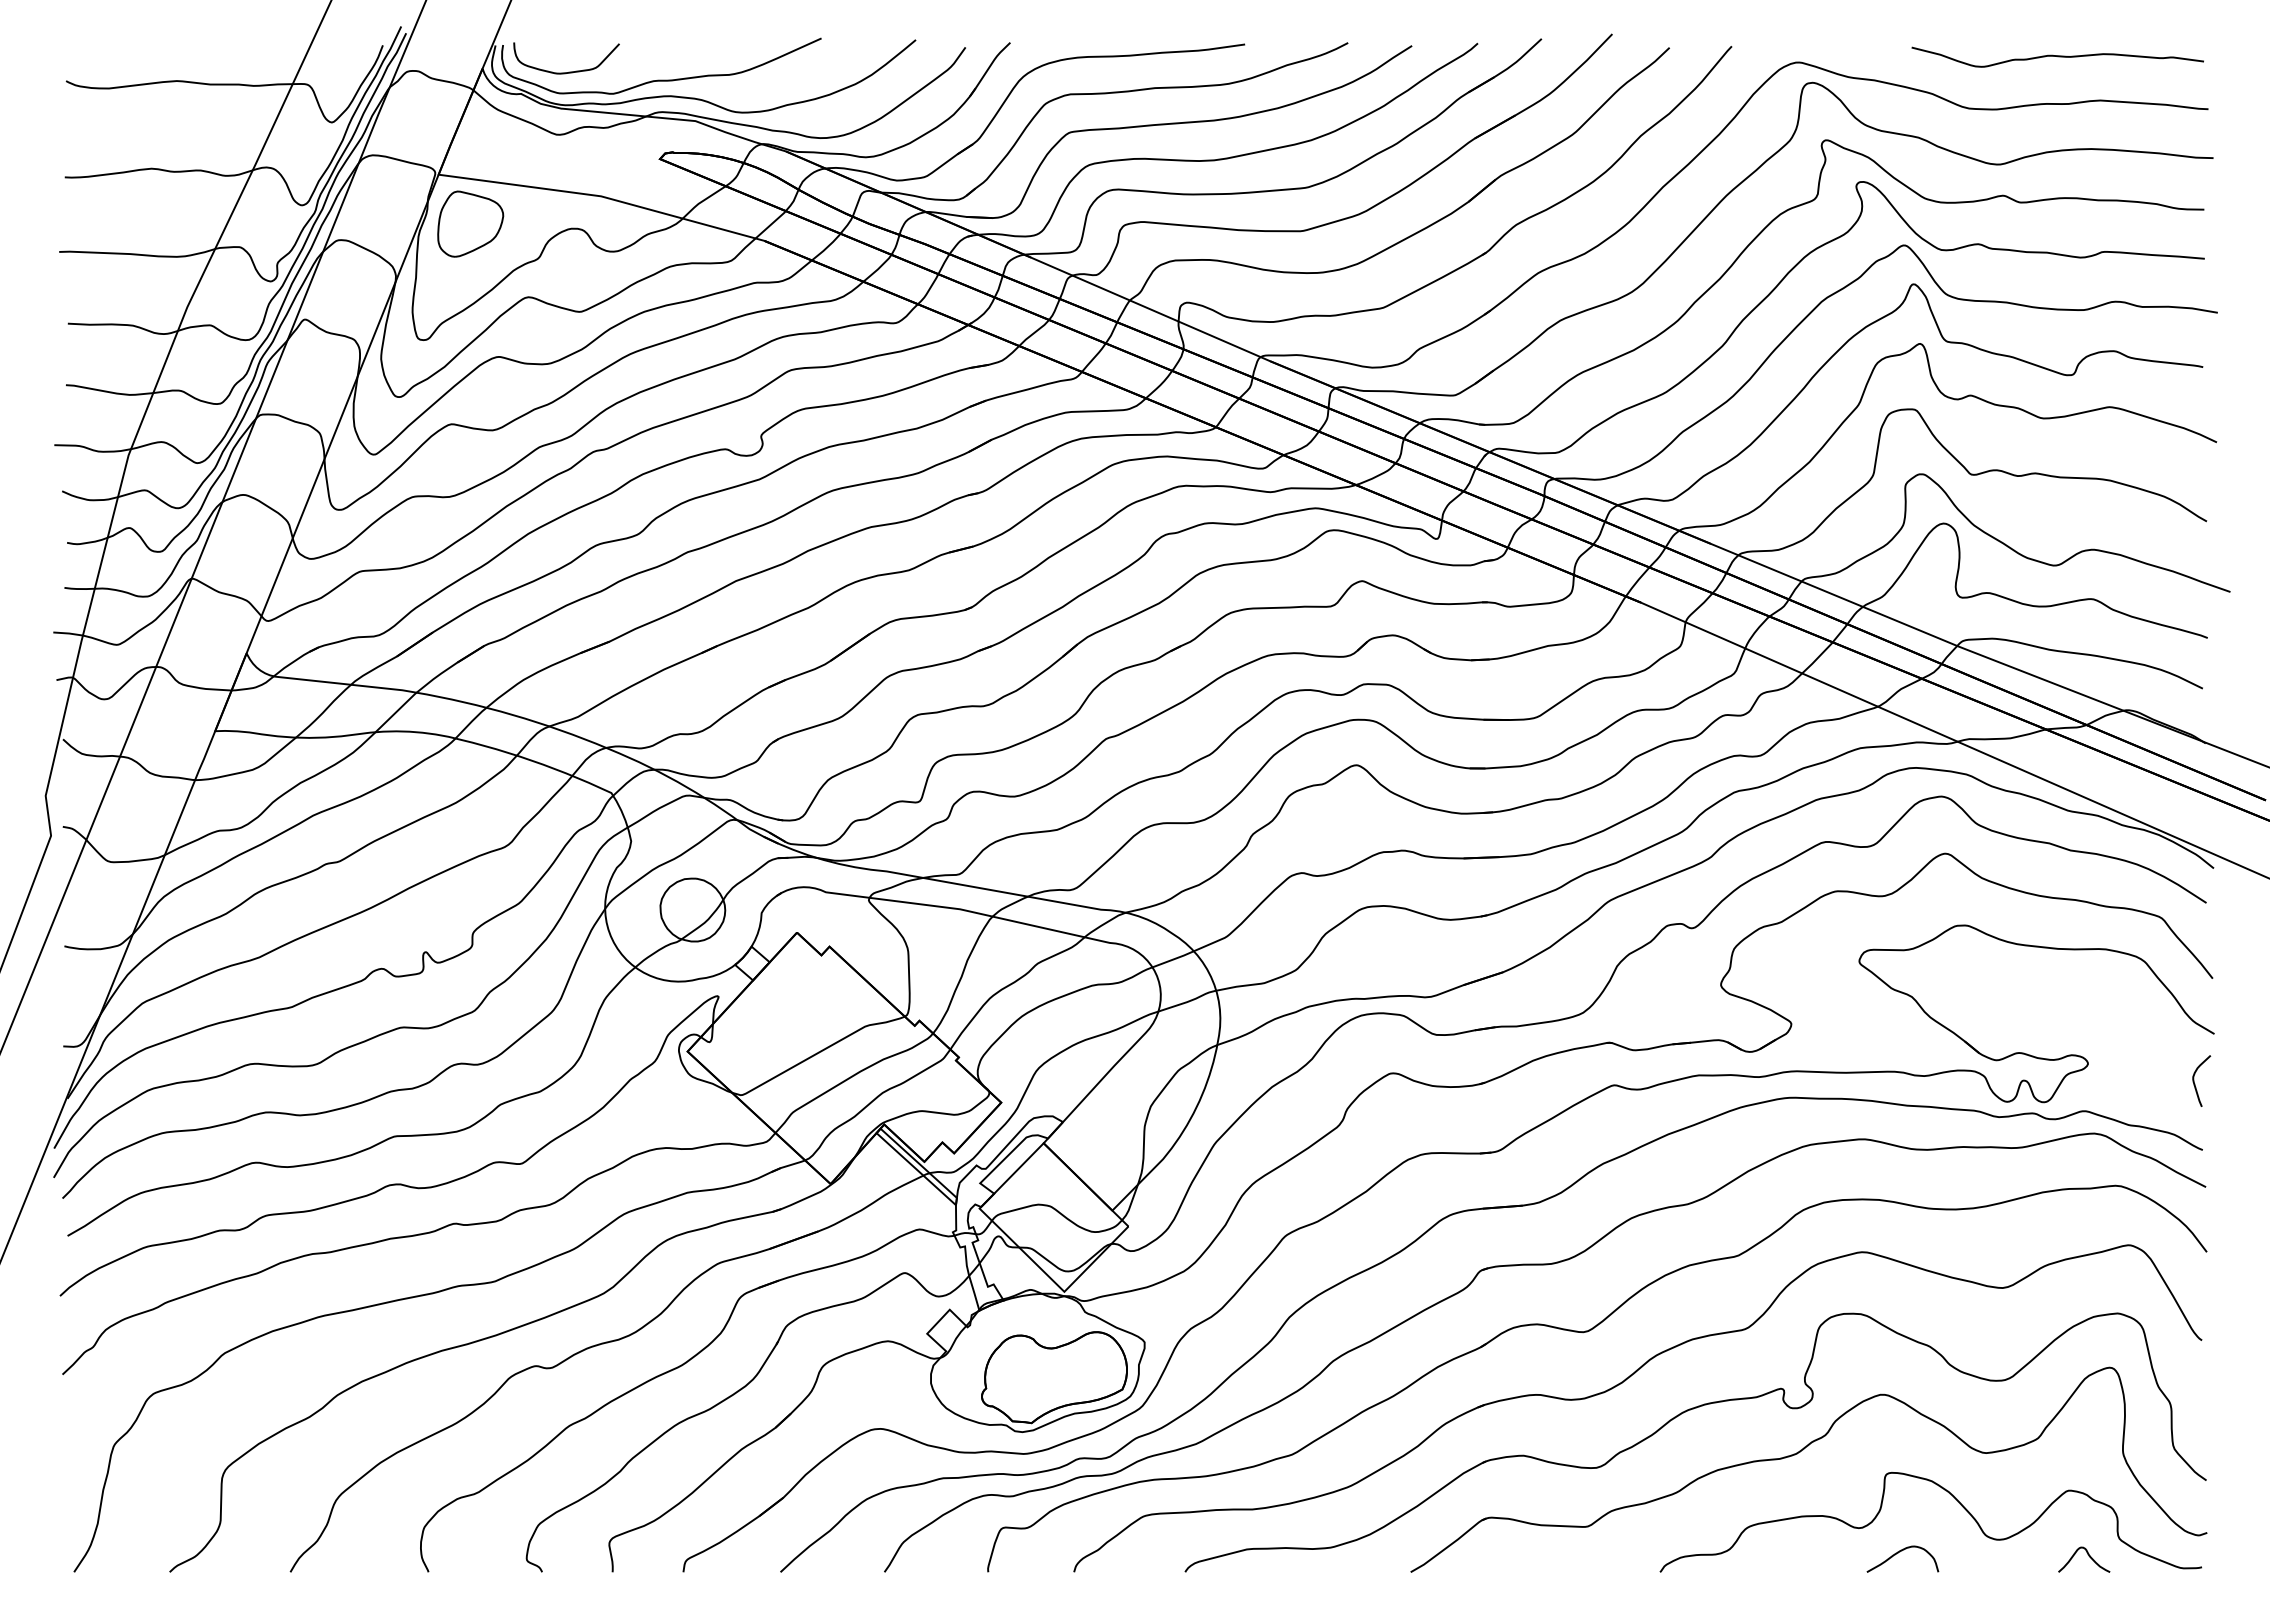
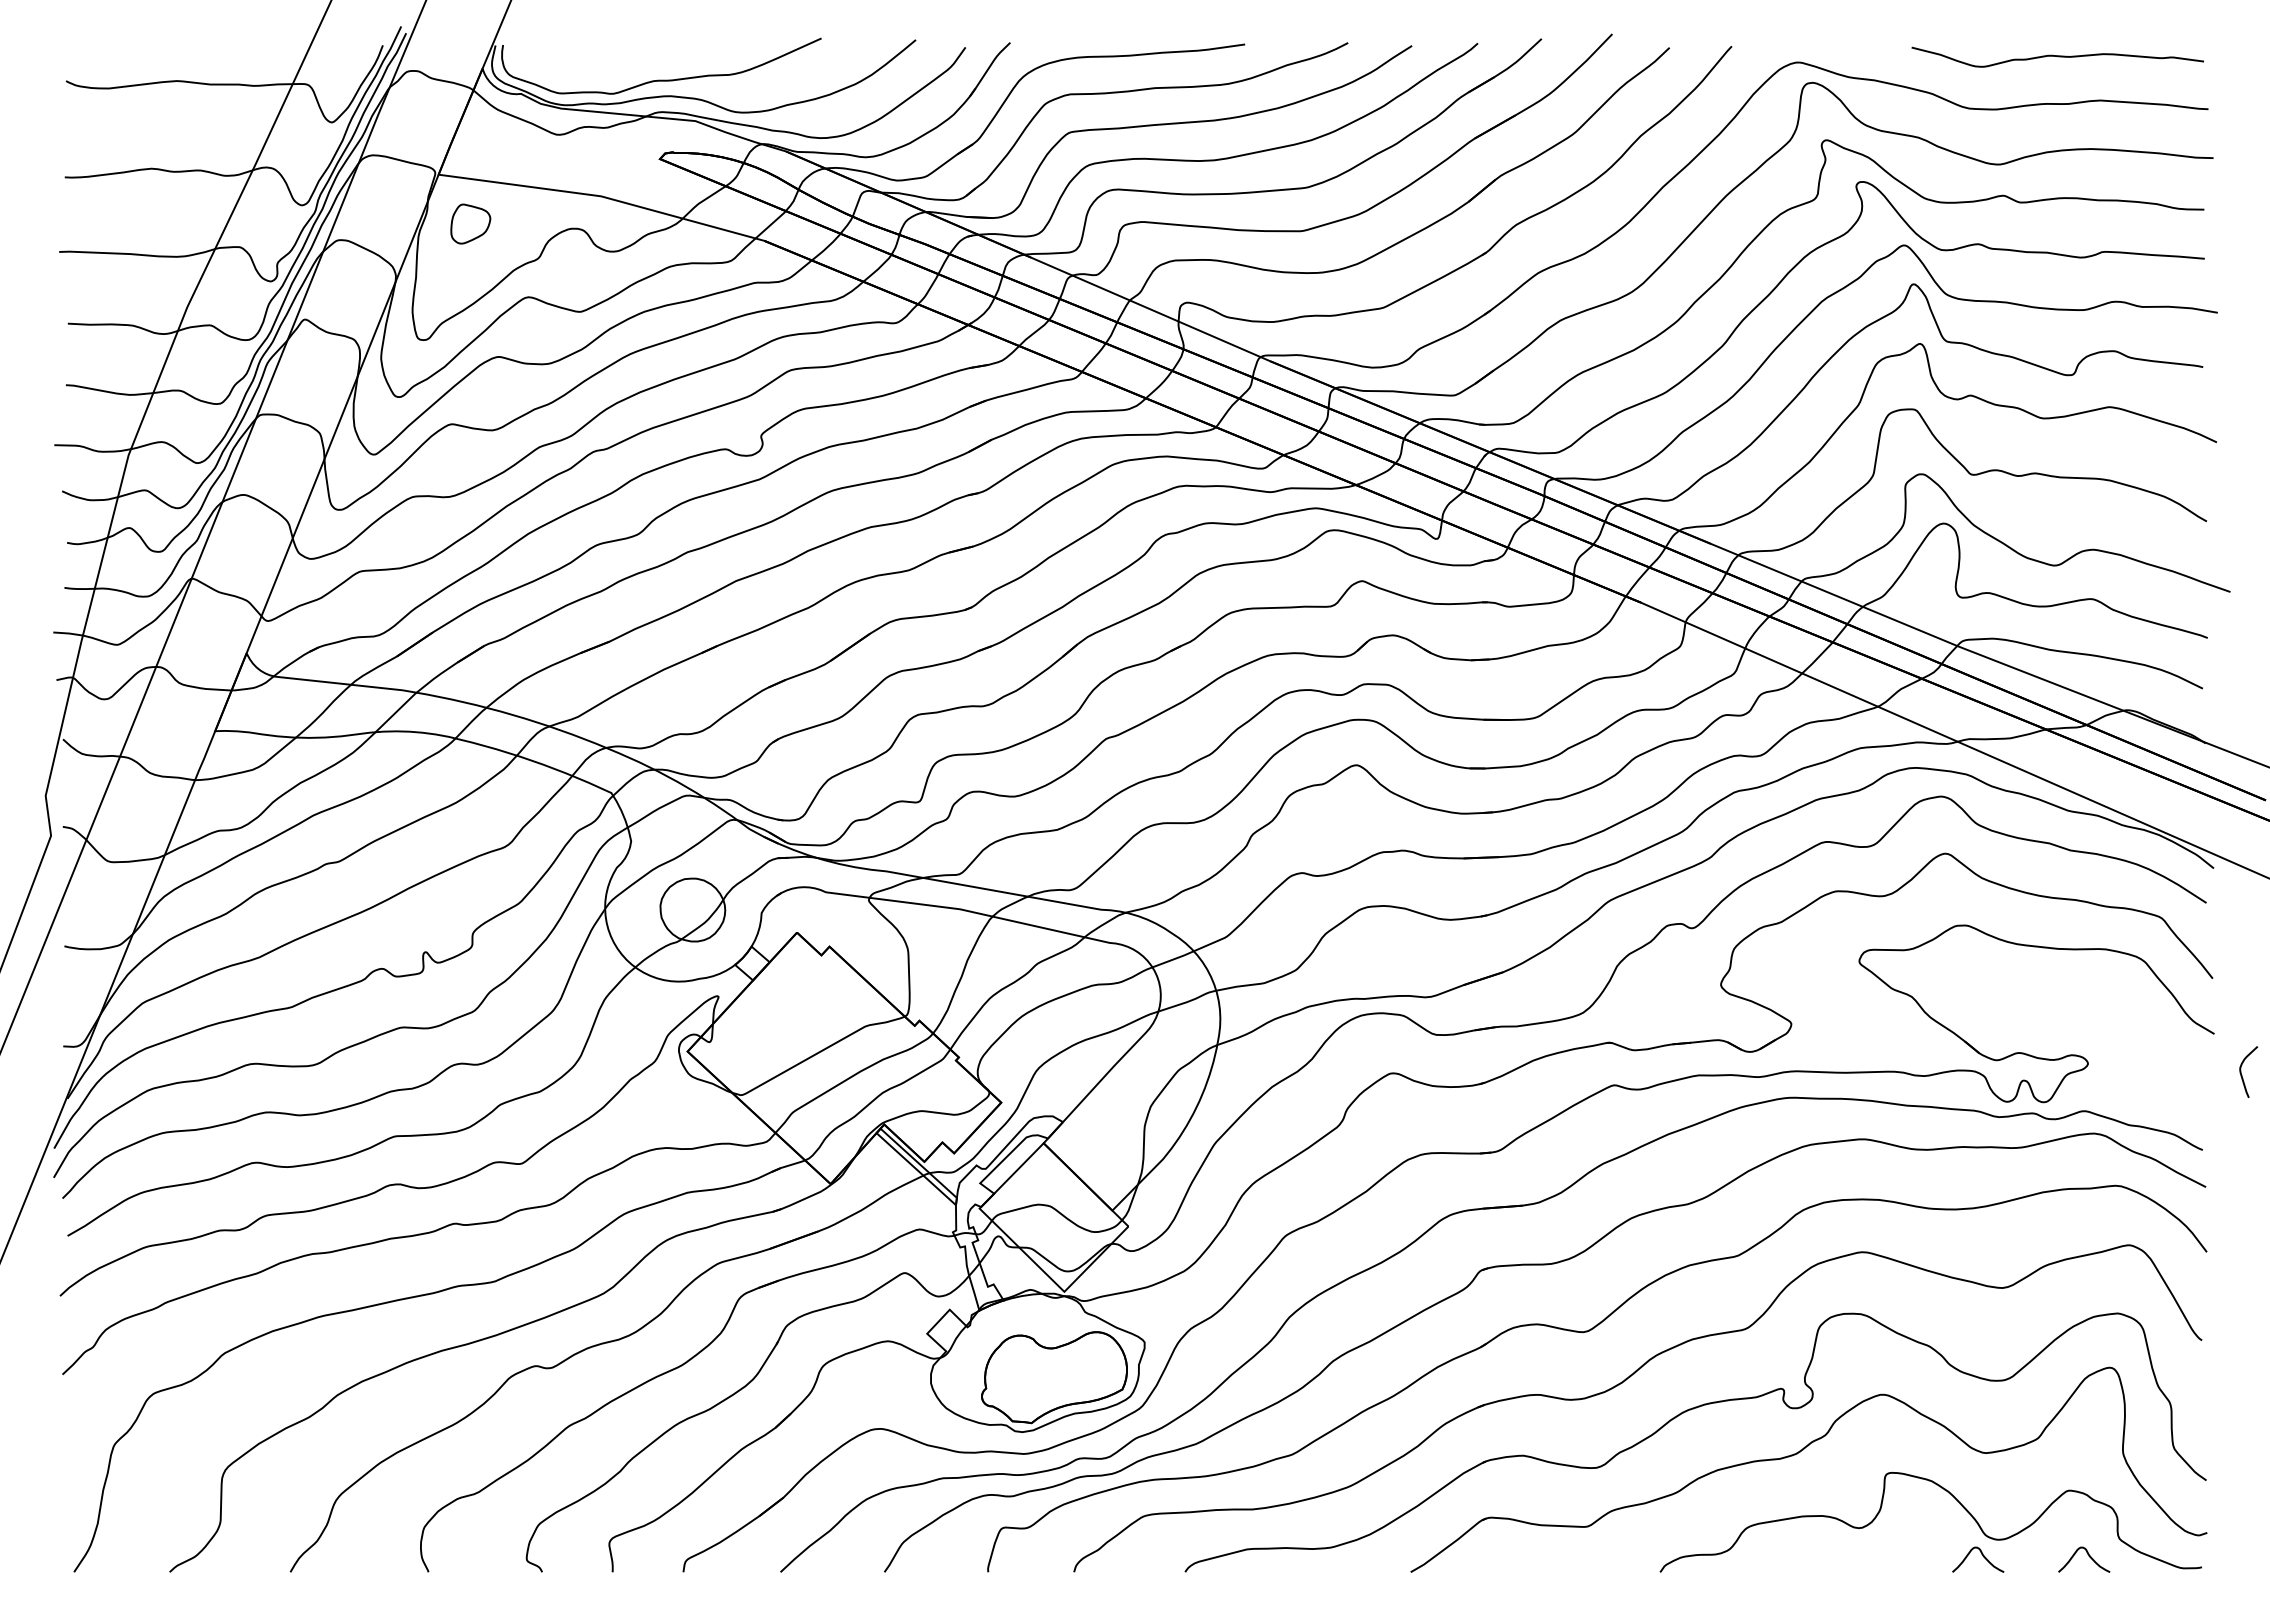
curve: present -> none (568, 71)
part size: 68x68 px -> 42x42 px (470, 223)
curve position: (2195, 1083) -> (2242, 1074) (2242, 1074)
curve: present -> none (1900, 1552)
curve: none -> present (1982, 1556)
